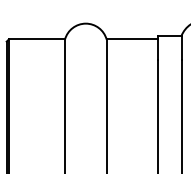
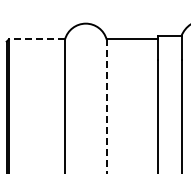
line: solid -> dashed (36, 39)
line: solid -> dashed (106, 107)
